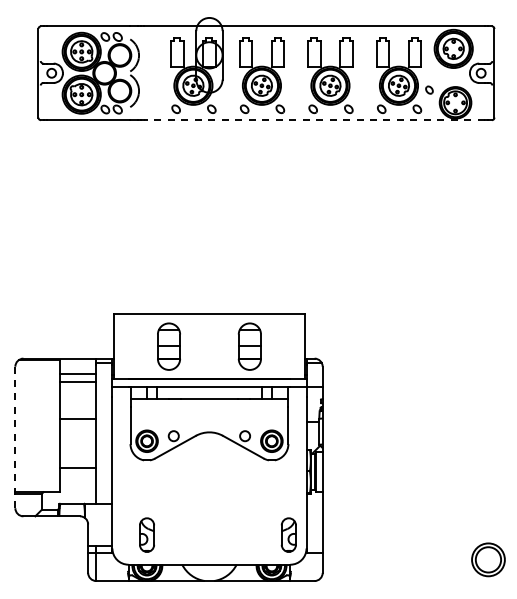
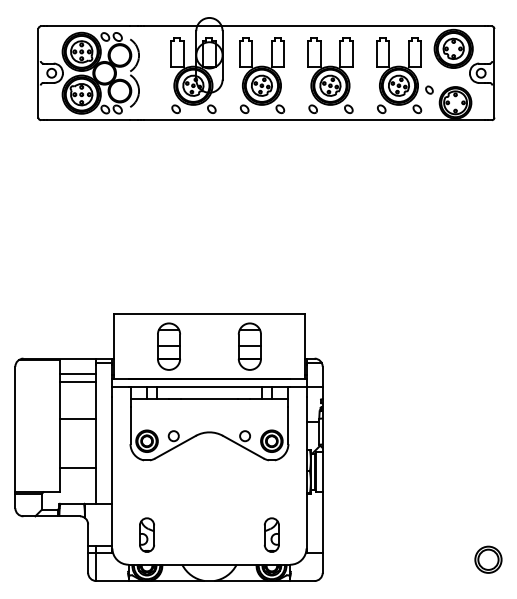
line: dashed -> solid (313, 120)
line: dashed -> solid (15, 437)
part position: (288, 534) -> (271, 534) (271, 534)
part size: 35x36 px -> 29x29 px (488, 559)
